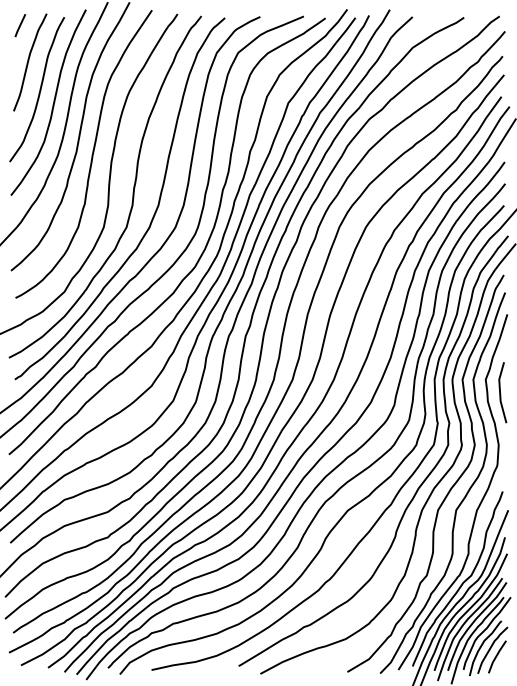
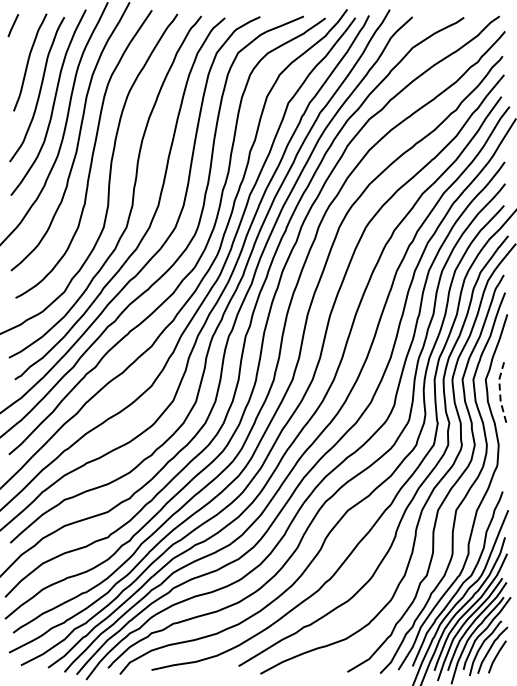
line position: (20, 25) -> (13, 25) (13, 25)
line: solid -> dashed (500, 392)
